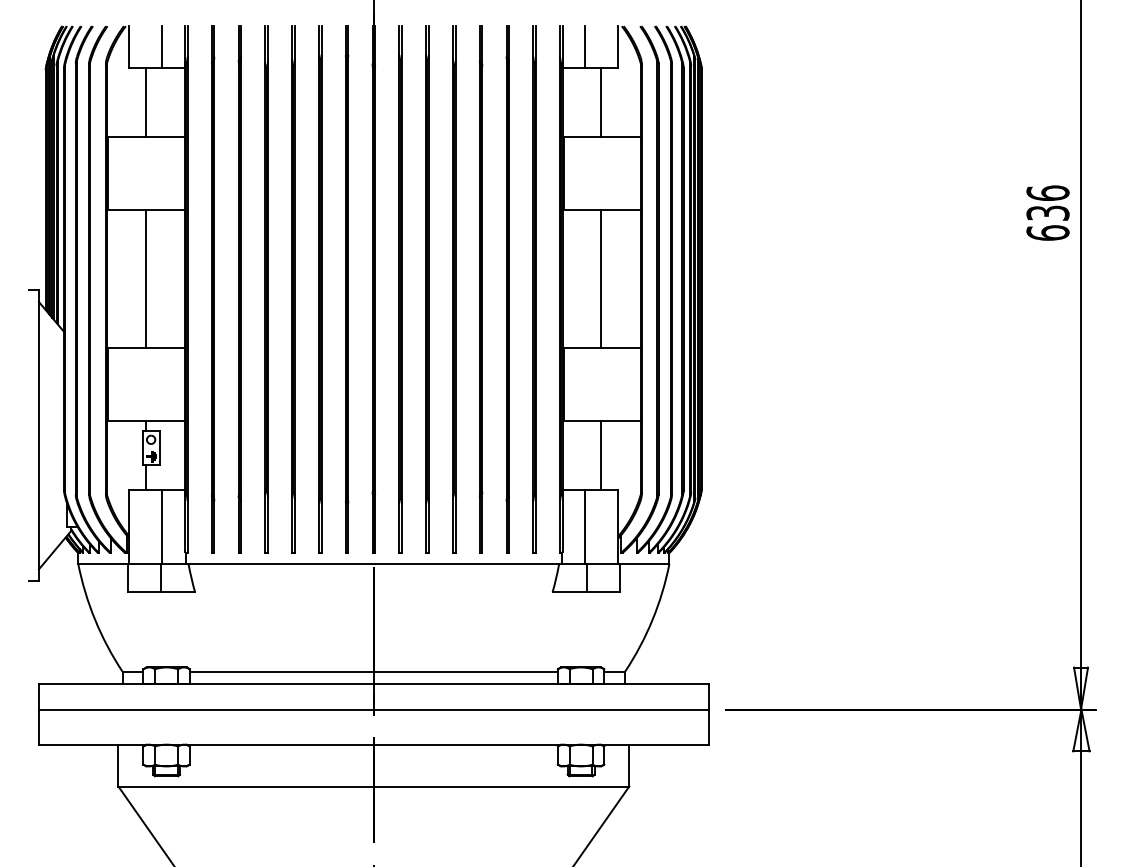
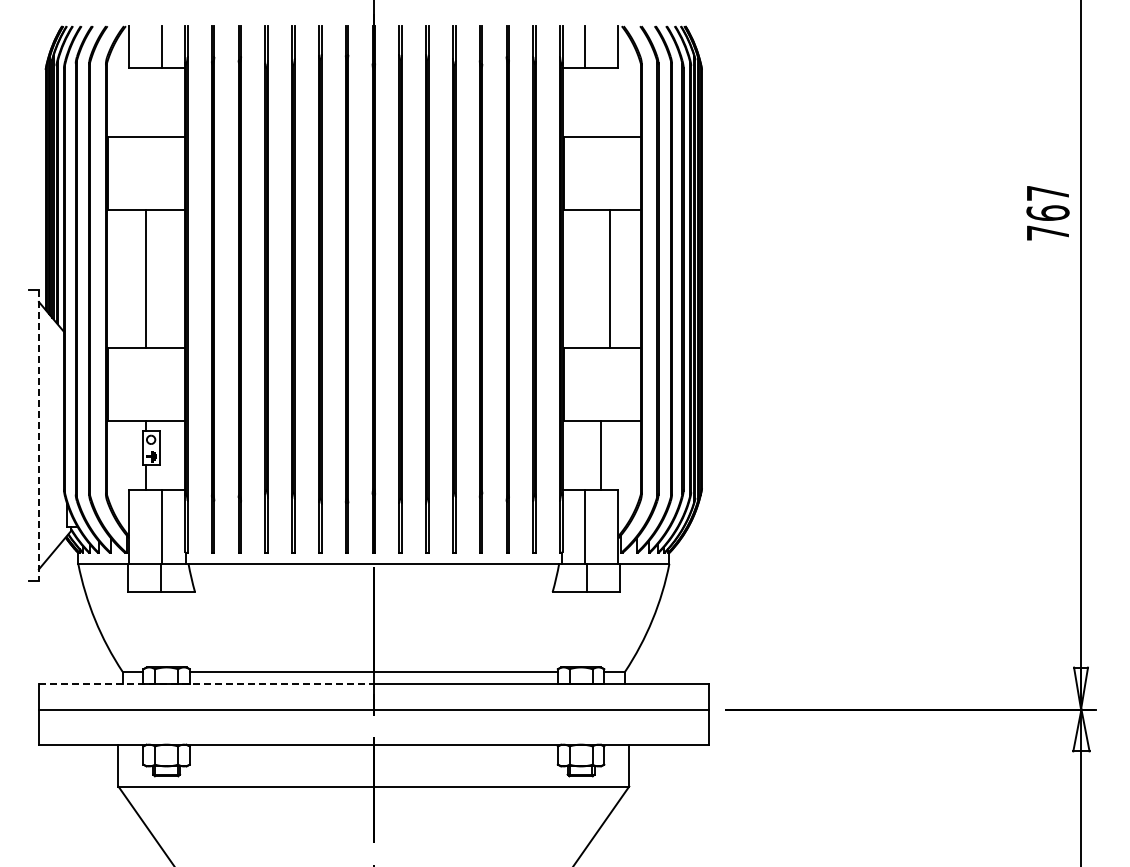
line: present -> none (146, 102)
line: present -> none (601, 102)
text: 636 -> 767 (1047, 212)
line position: (601, 278) -> (610, 278) (610, 278)
line: solid -> dashed (38, 435)
line: solid -> dashed (206, 684)
